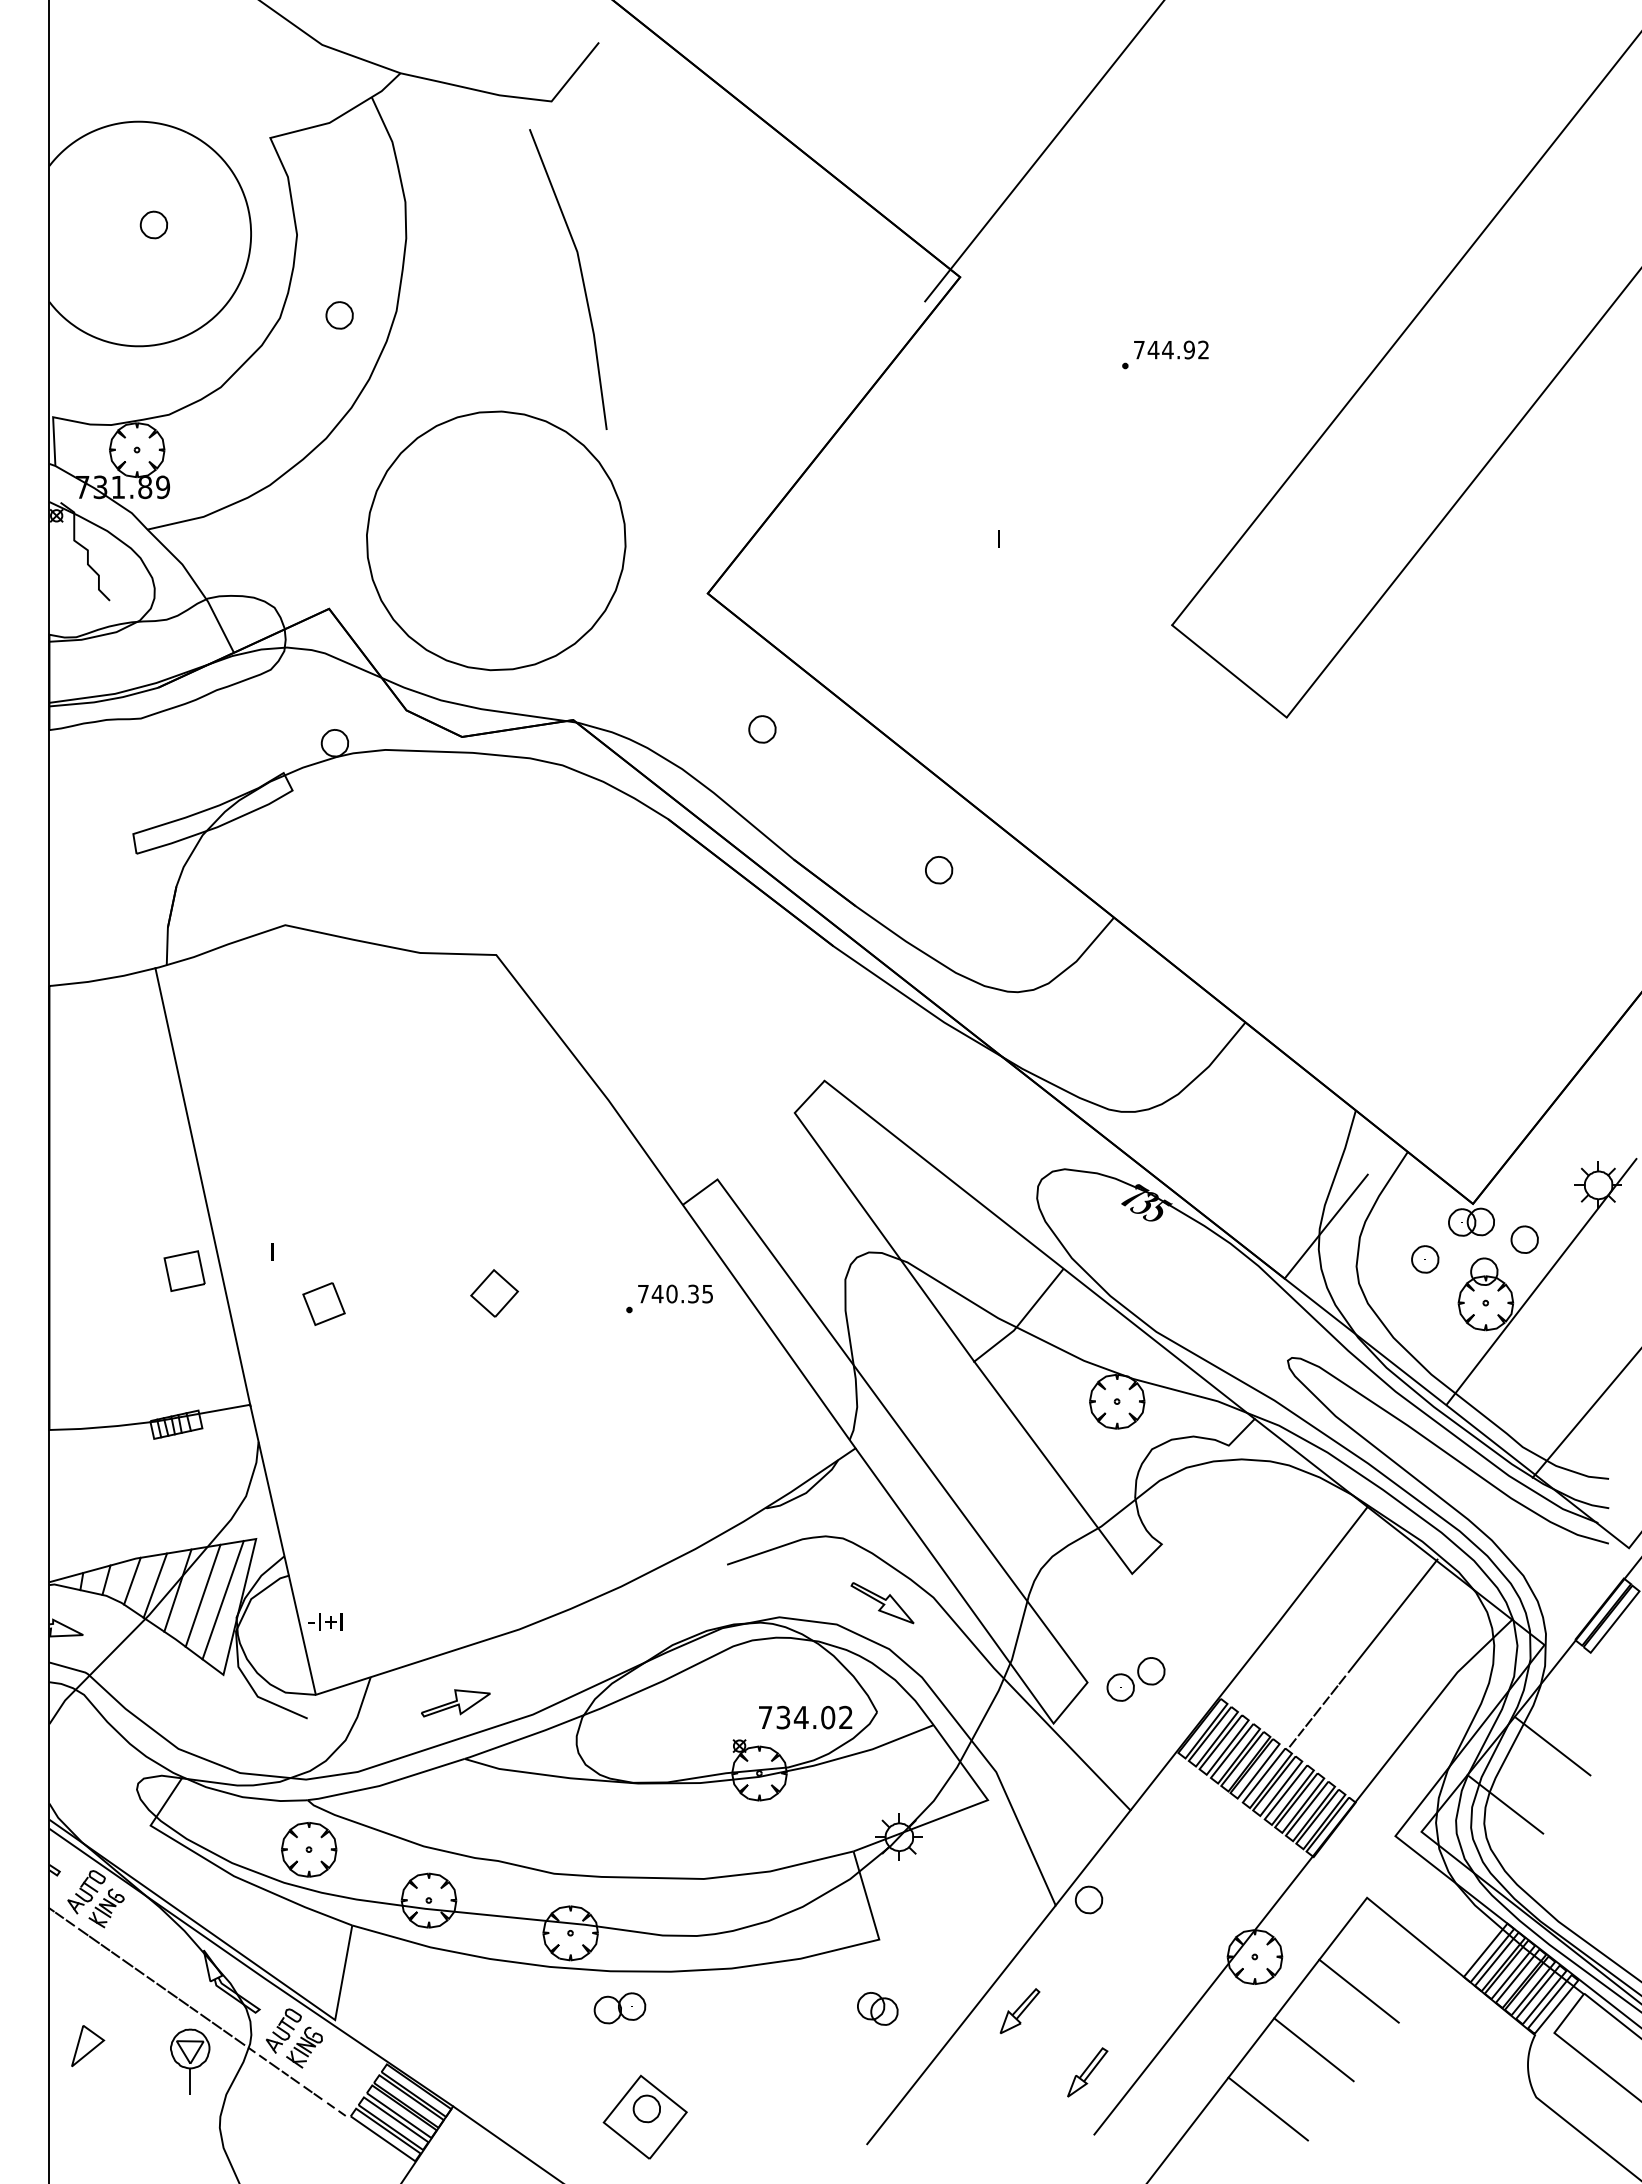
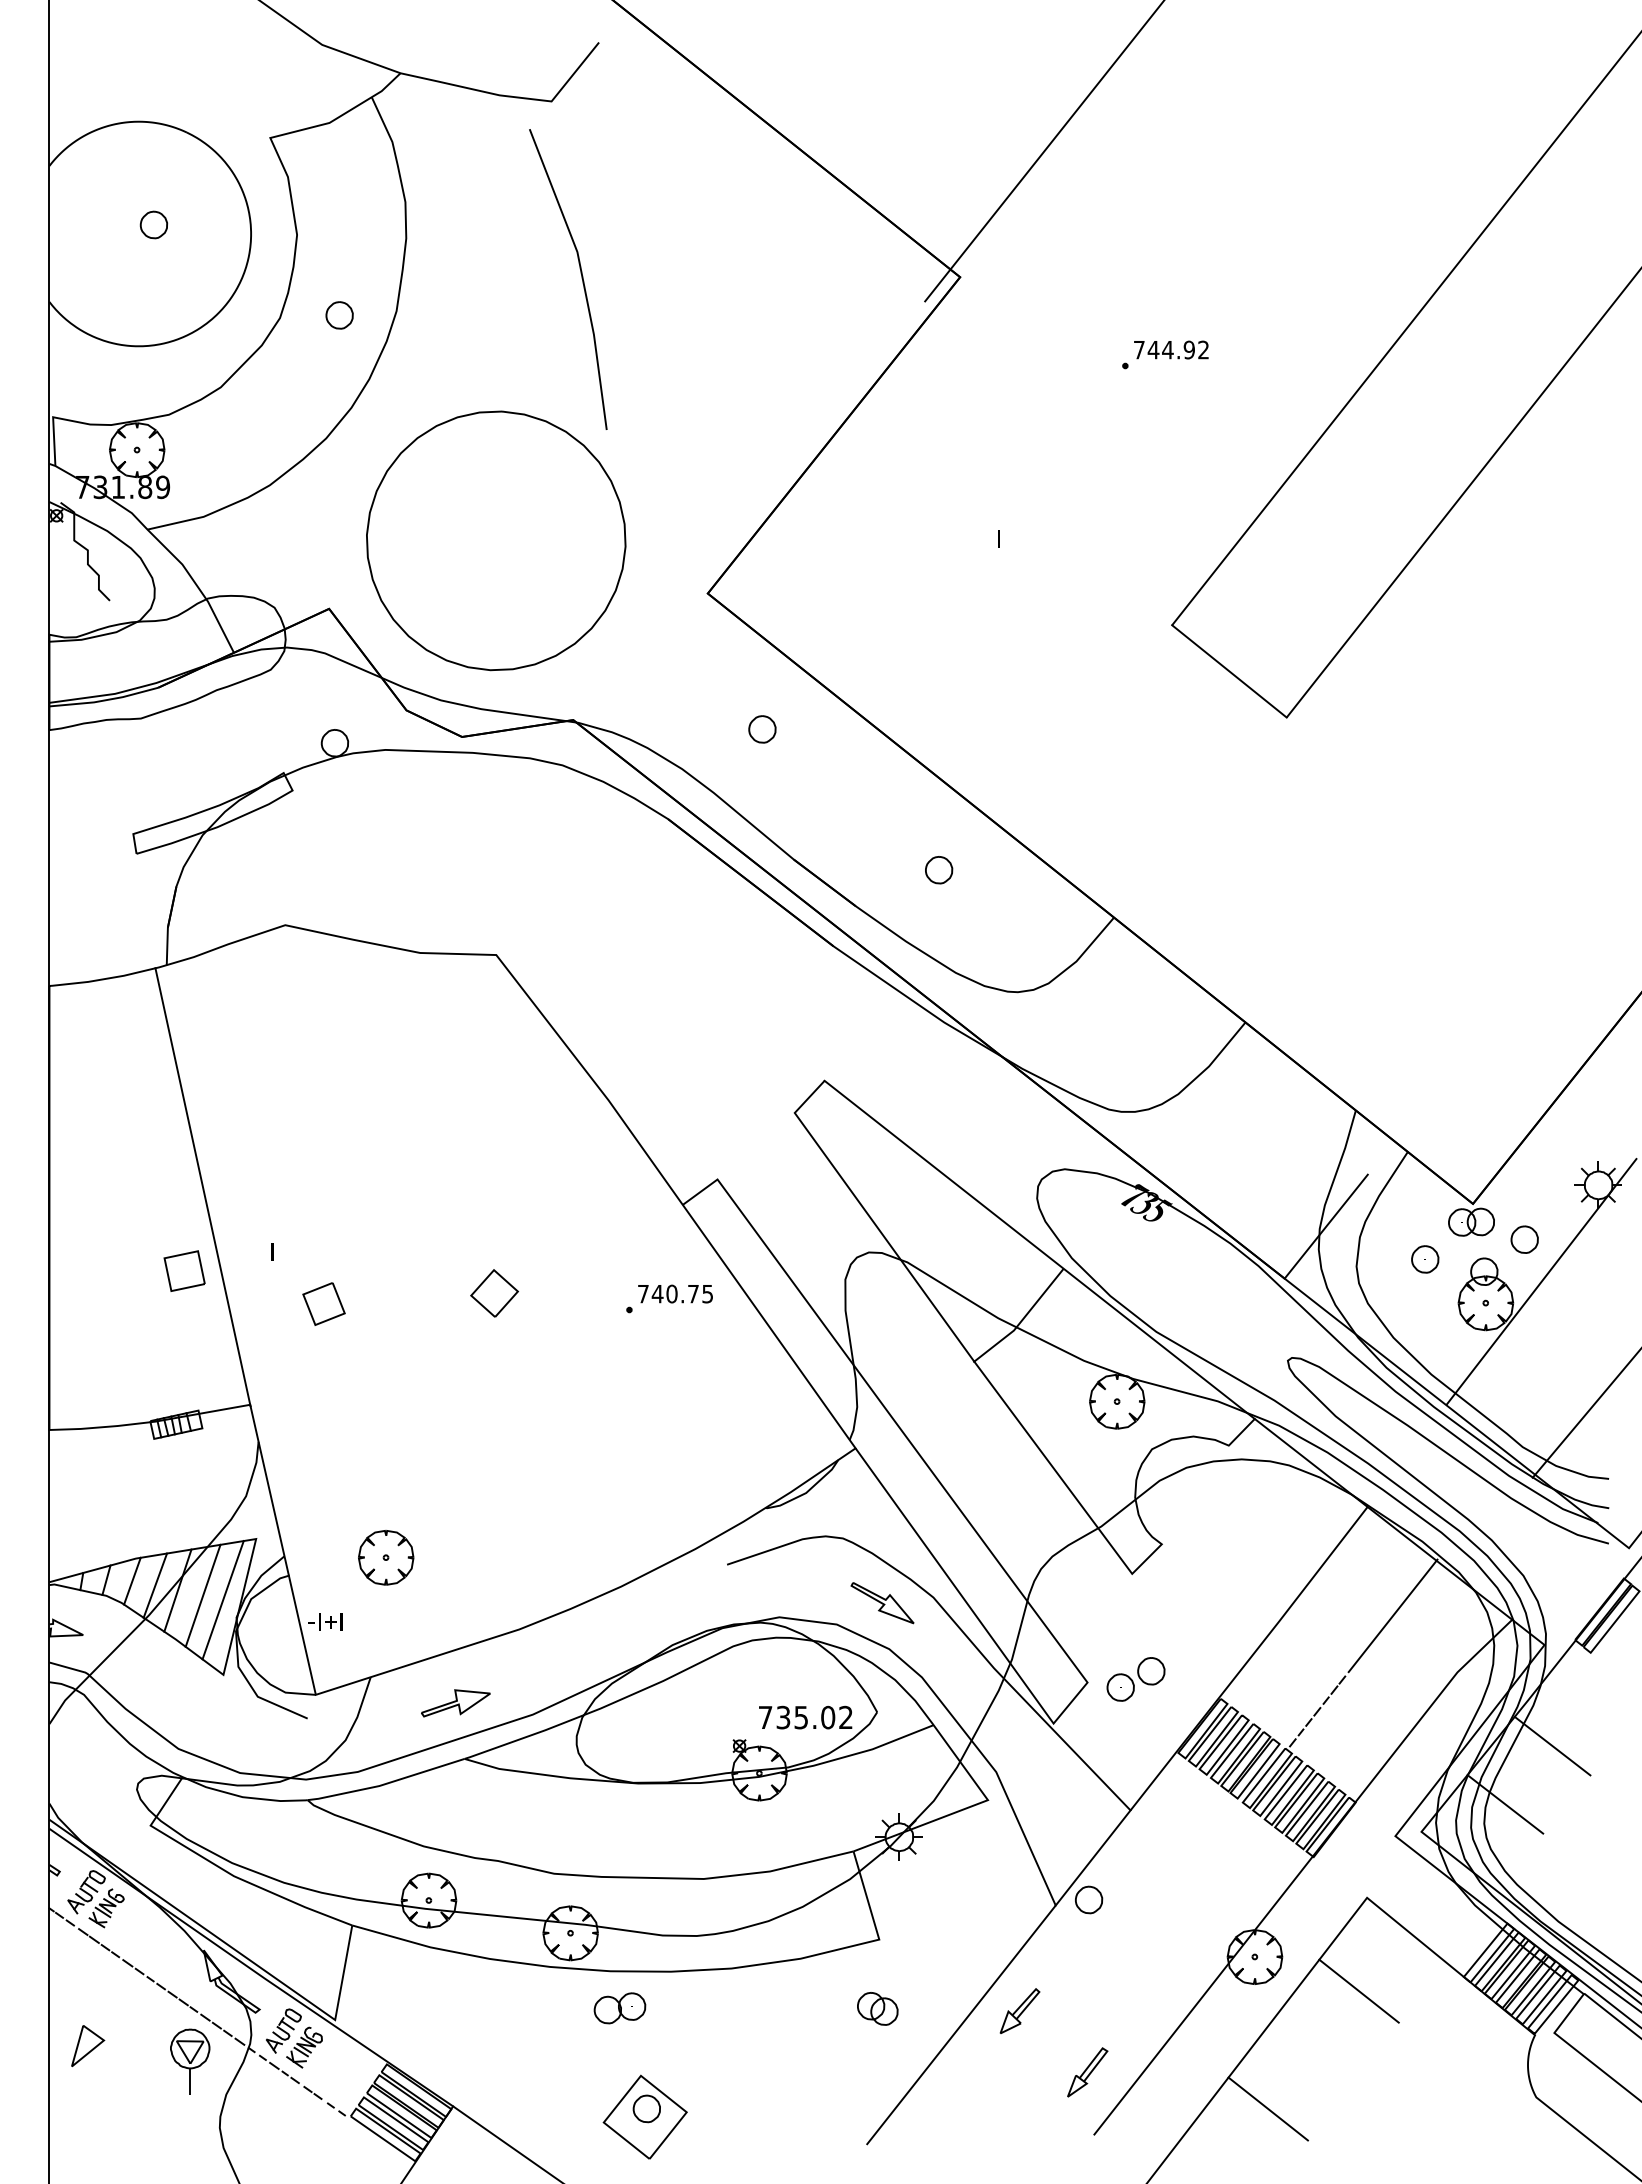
text: 740.35 -> 740.75 (693, 1293)
text: 734.02 -> 735.02 (800, 1717)
part position: (309, 1849) -> (386, 1557) (386, 1557)
line: present -> none (1313, 2049)
